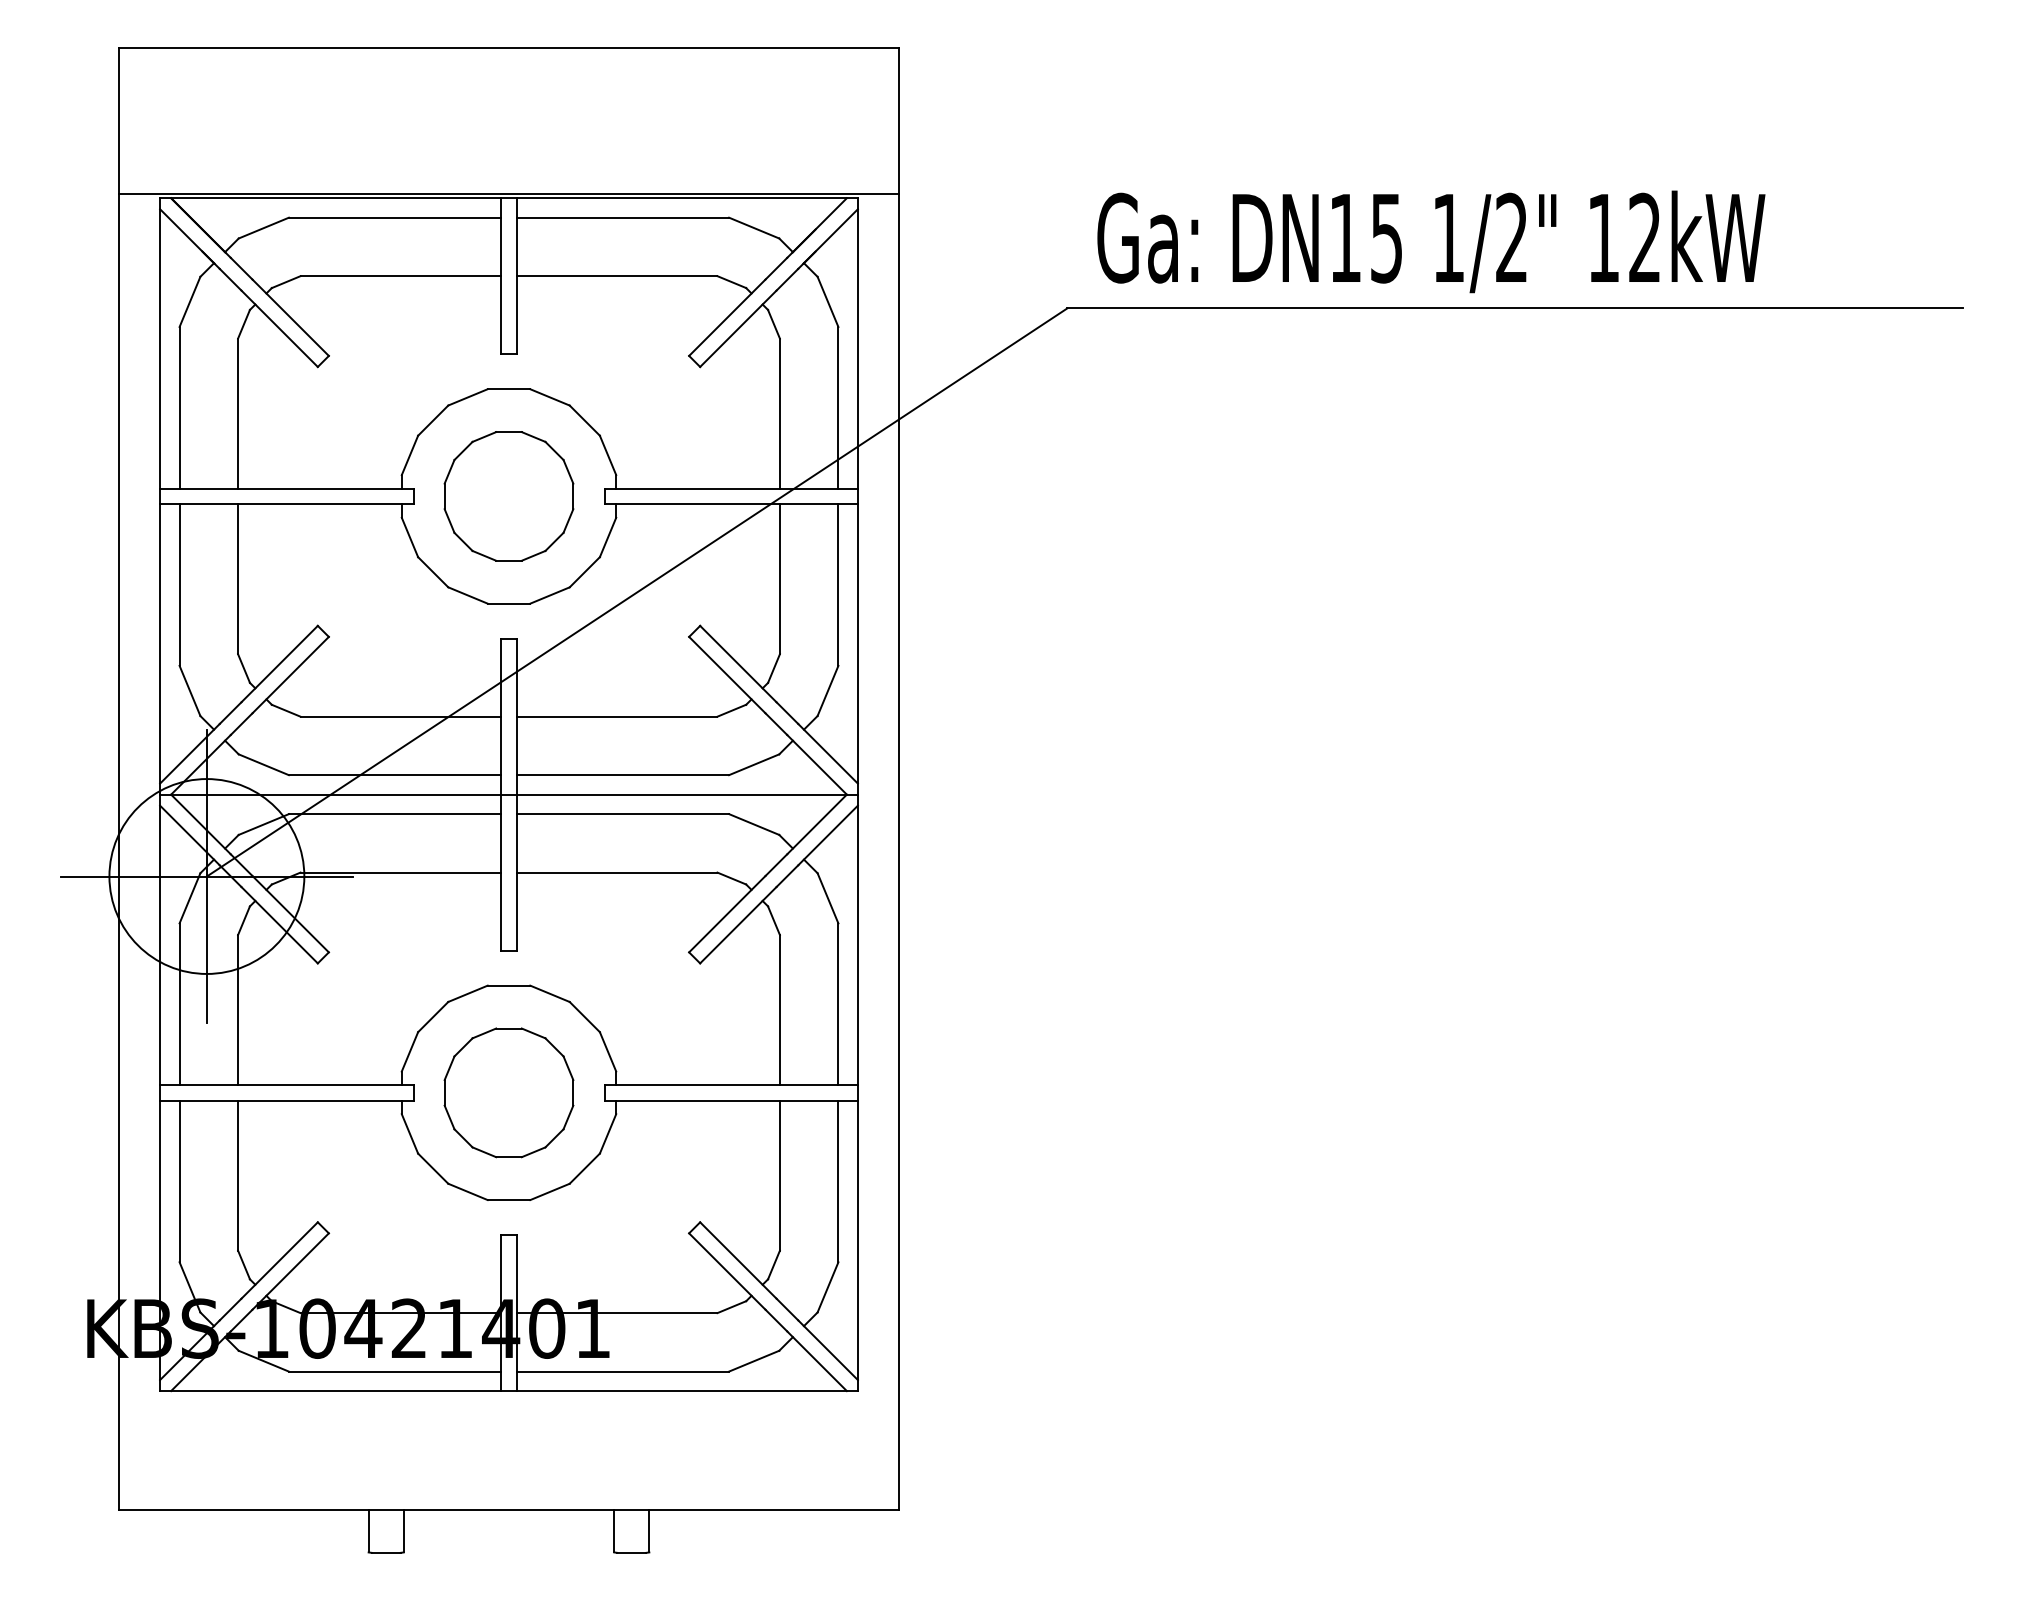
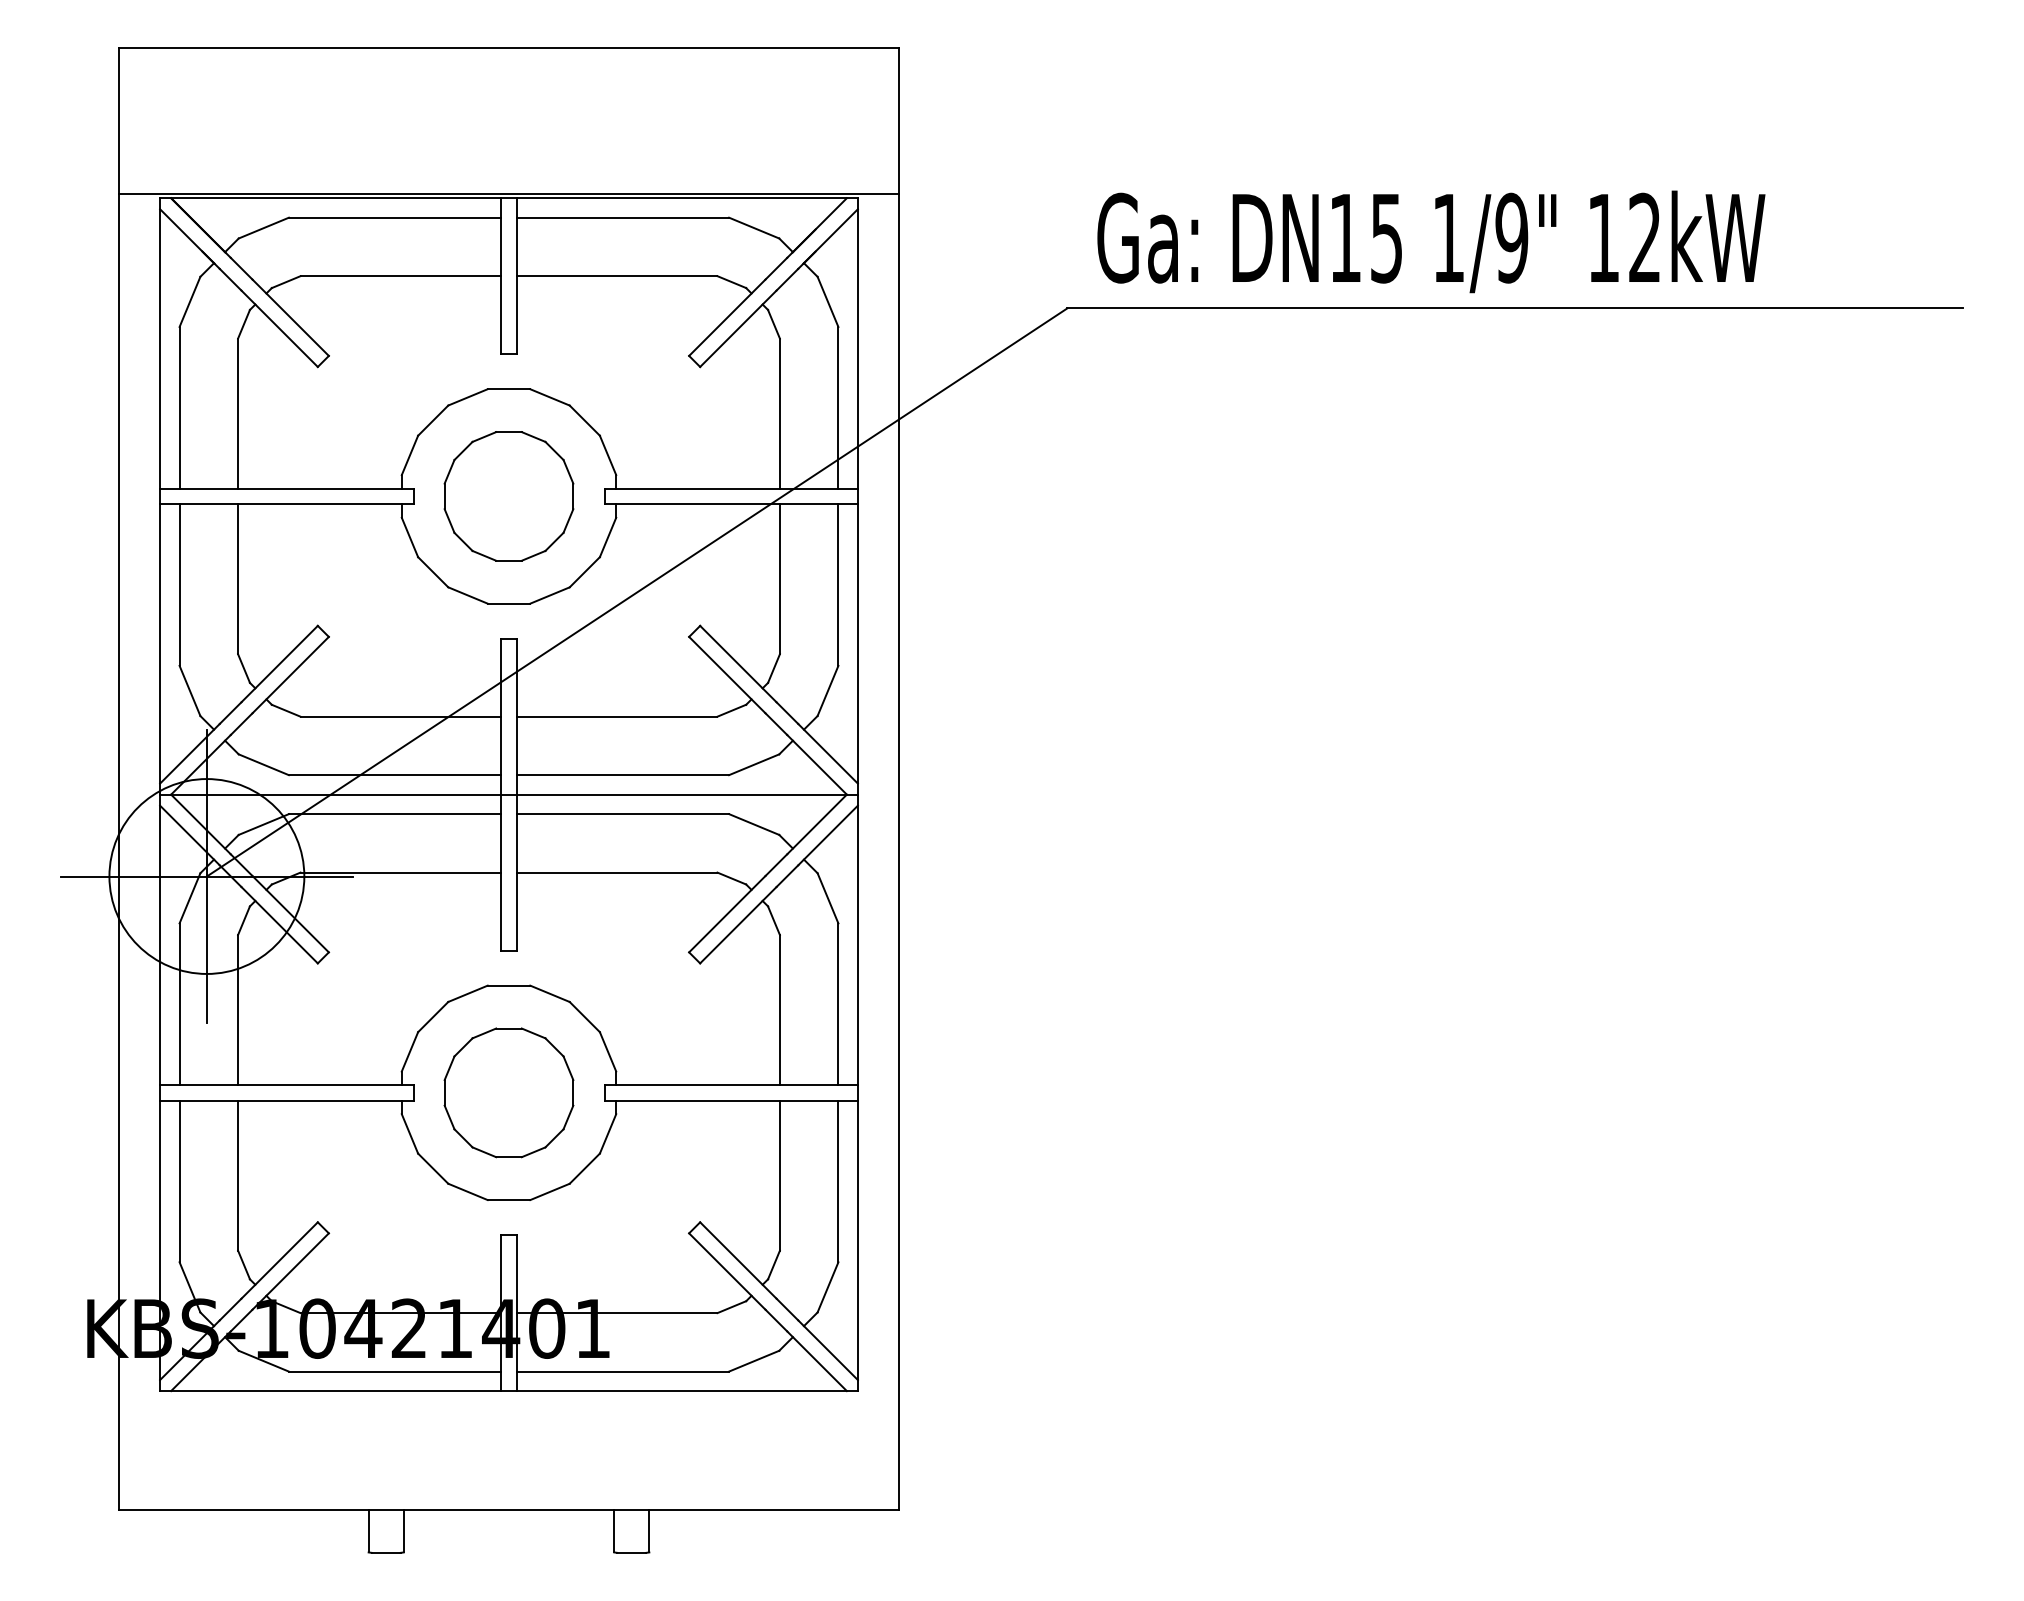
text: 1/2" -> 1/9" (1511, 237)
